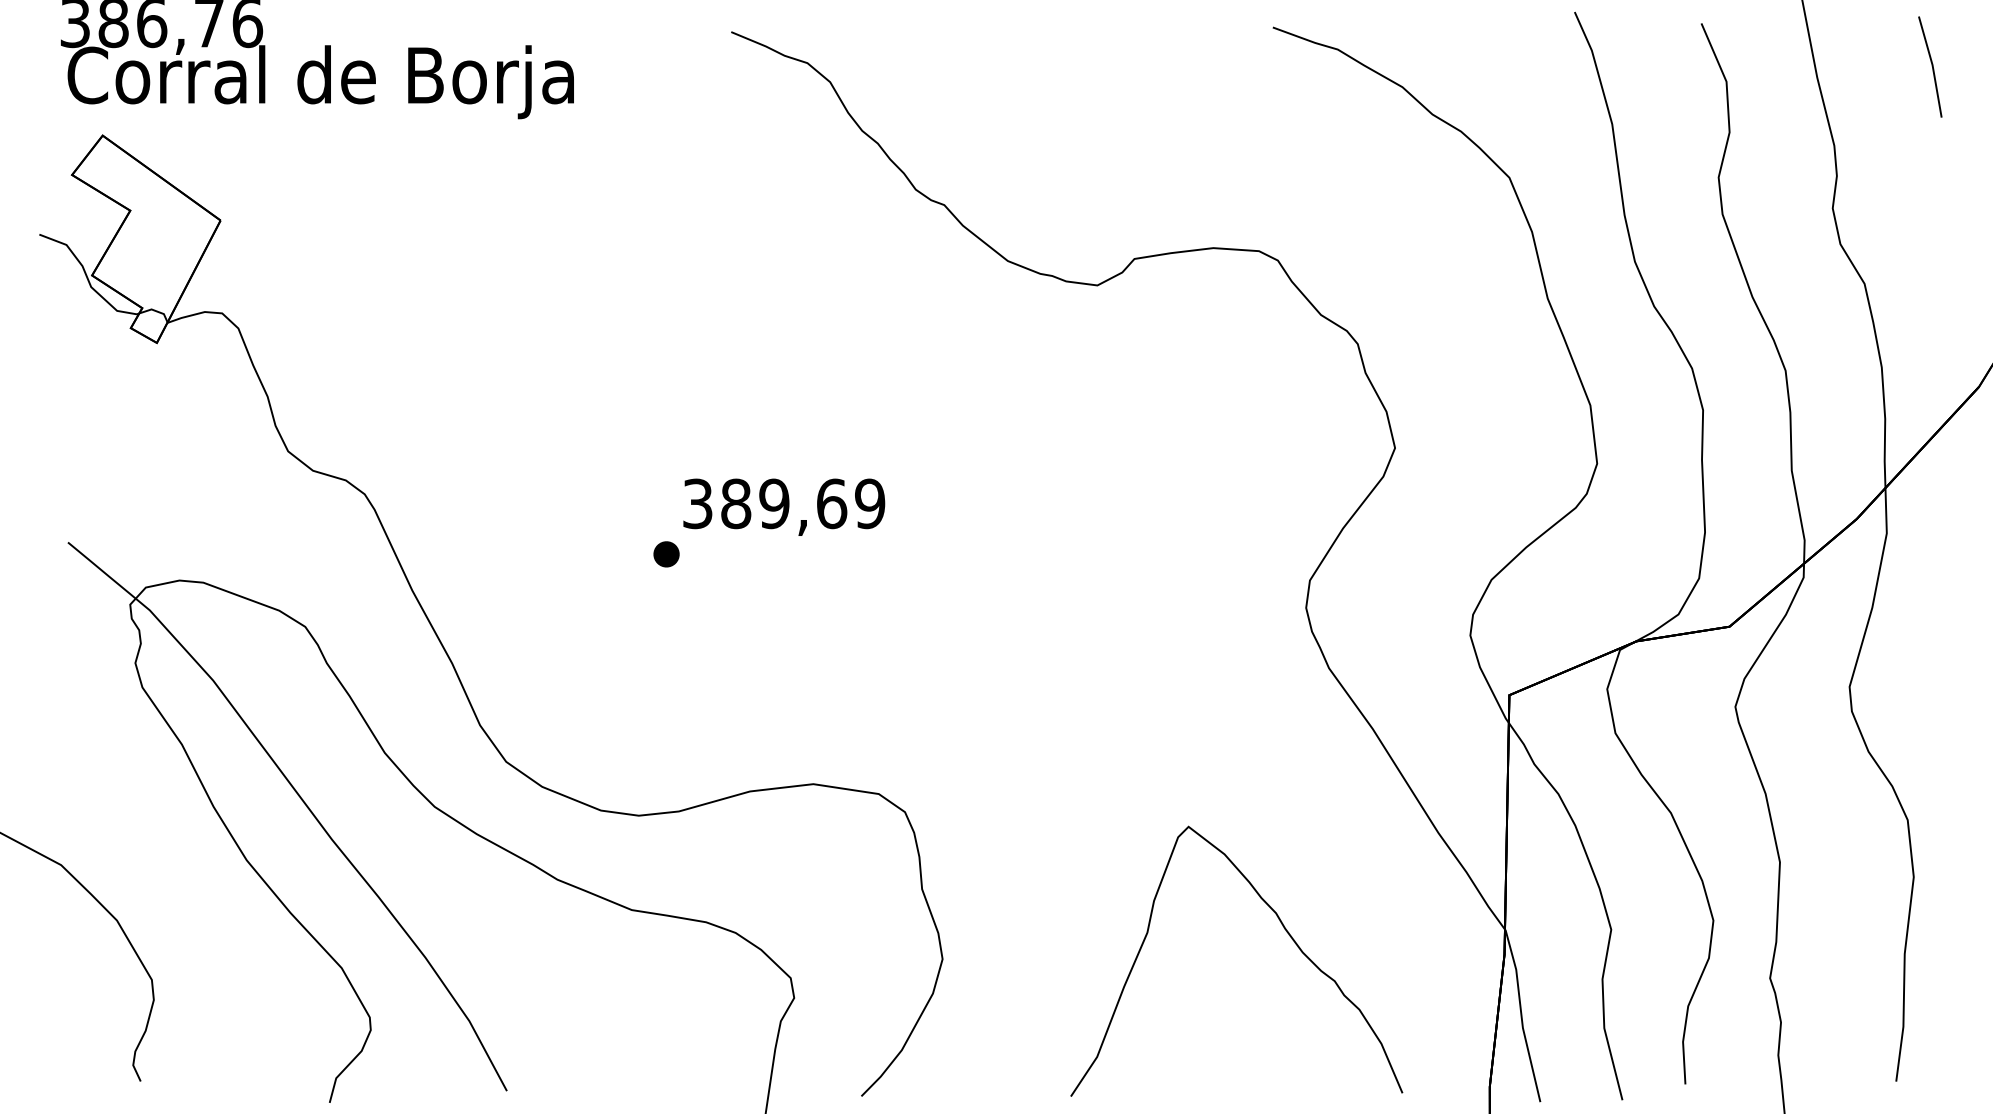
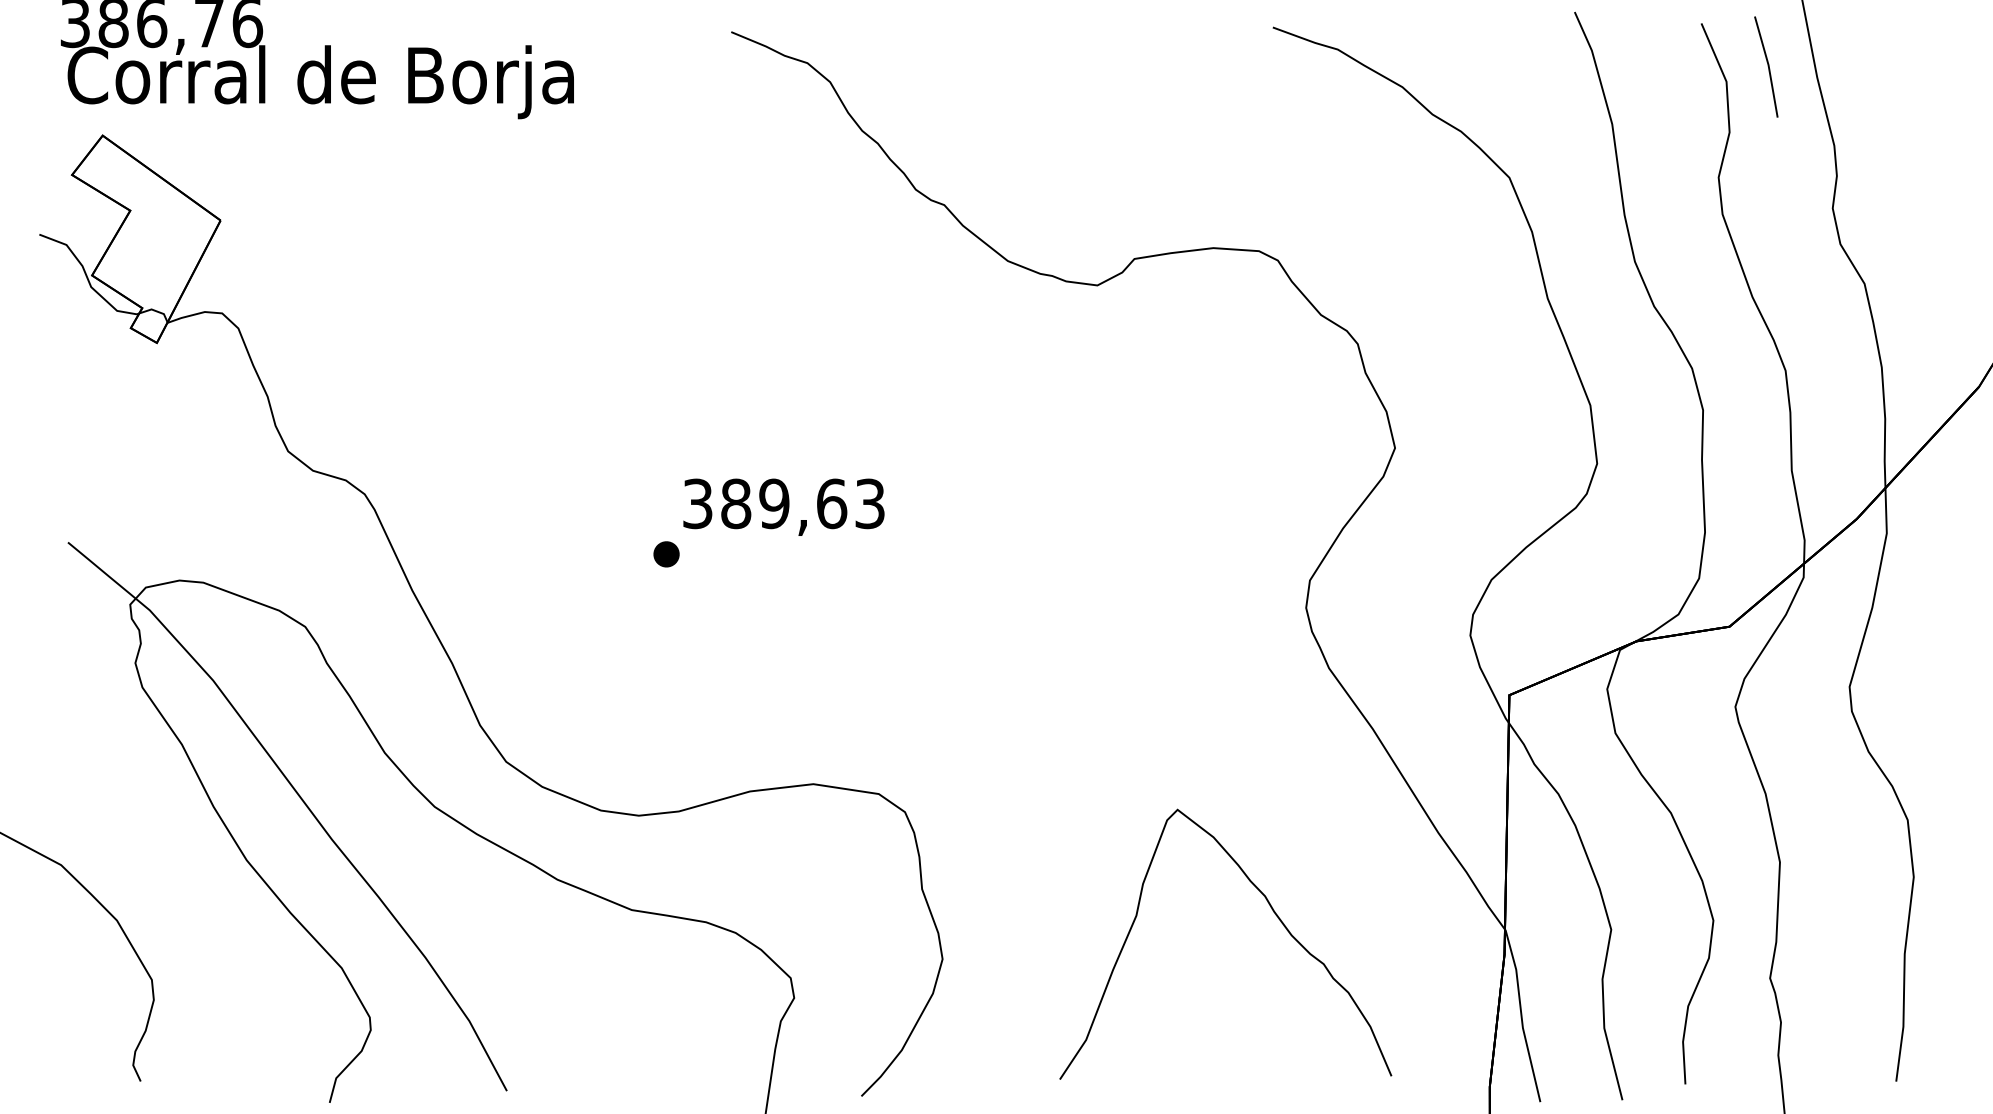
part position: (1930, 66) -> (1766, 66) (1766, 66)
text: 389,69 -> 389,63 (870, 503)
curve position: (1284, 929) -> (1273, 912) (1273, 912)
